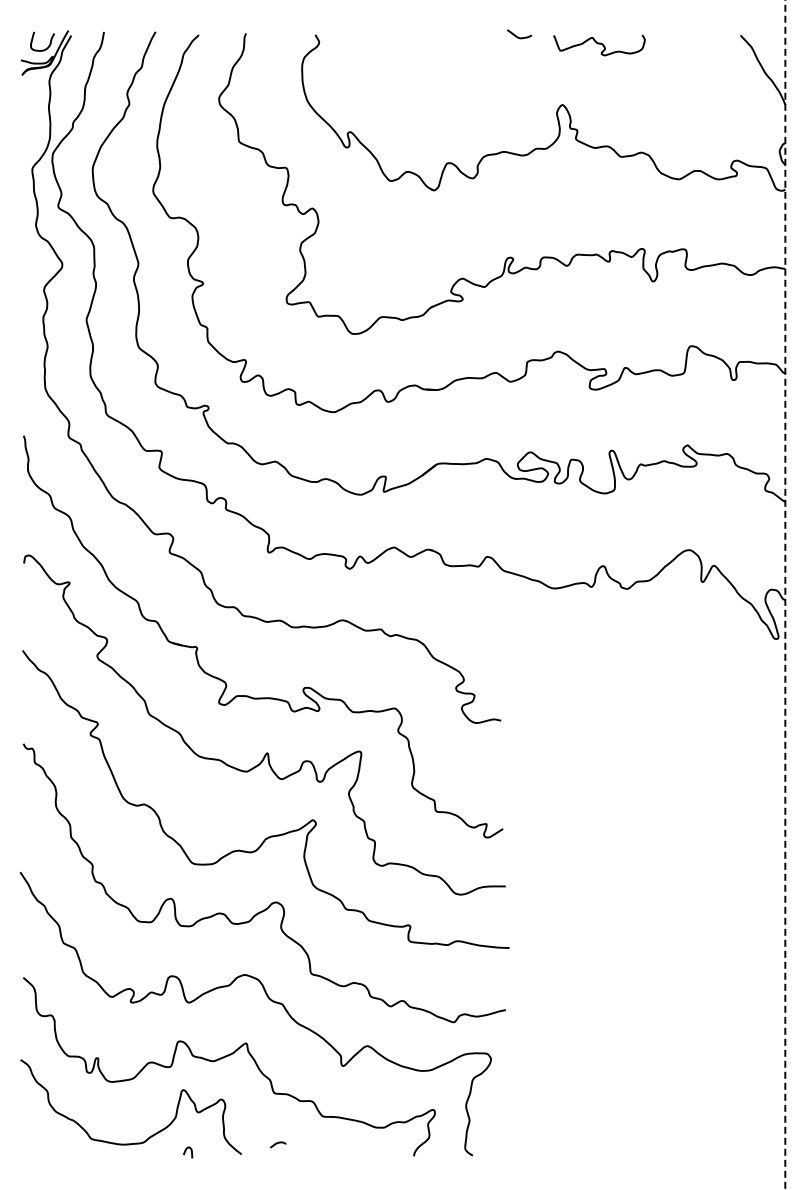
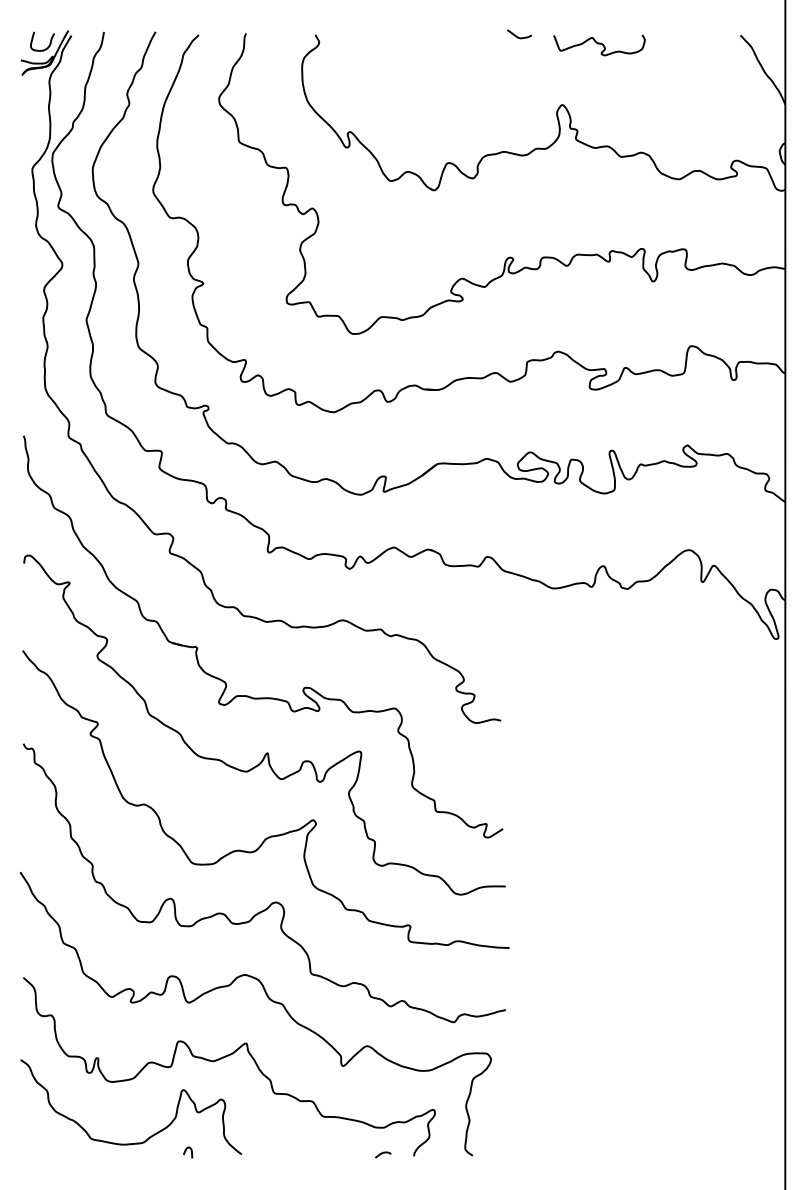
line: dashed -> solid (785, 595)
curve position: (278, 1143) -> (383, 1153) (383, 1153)
